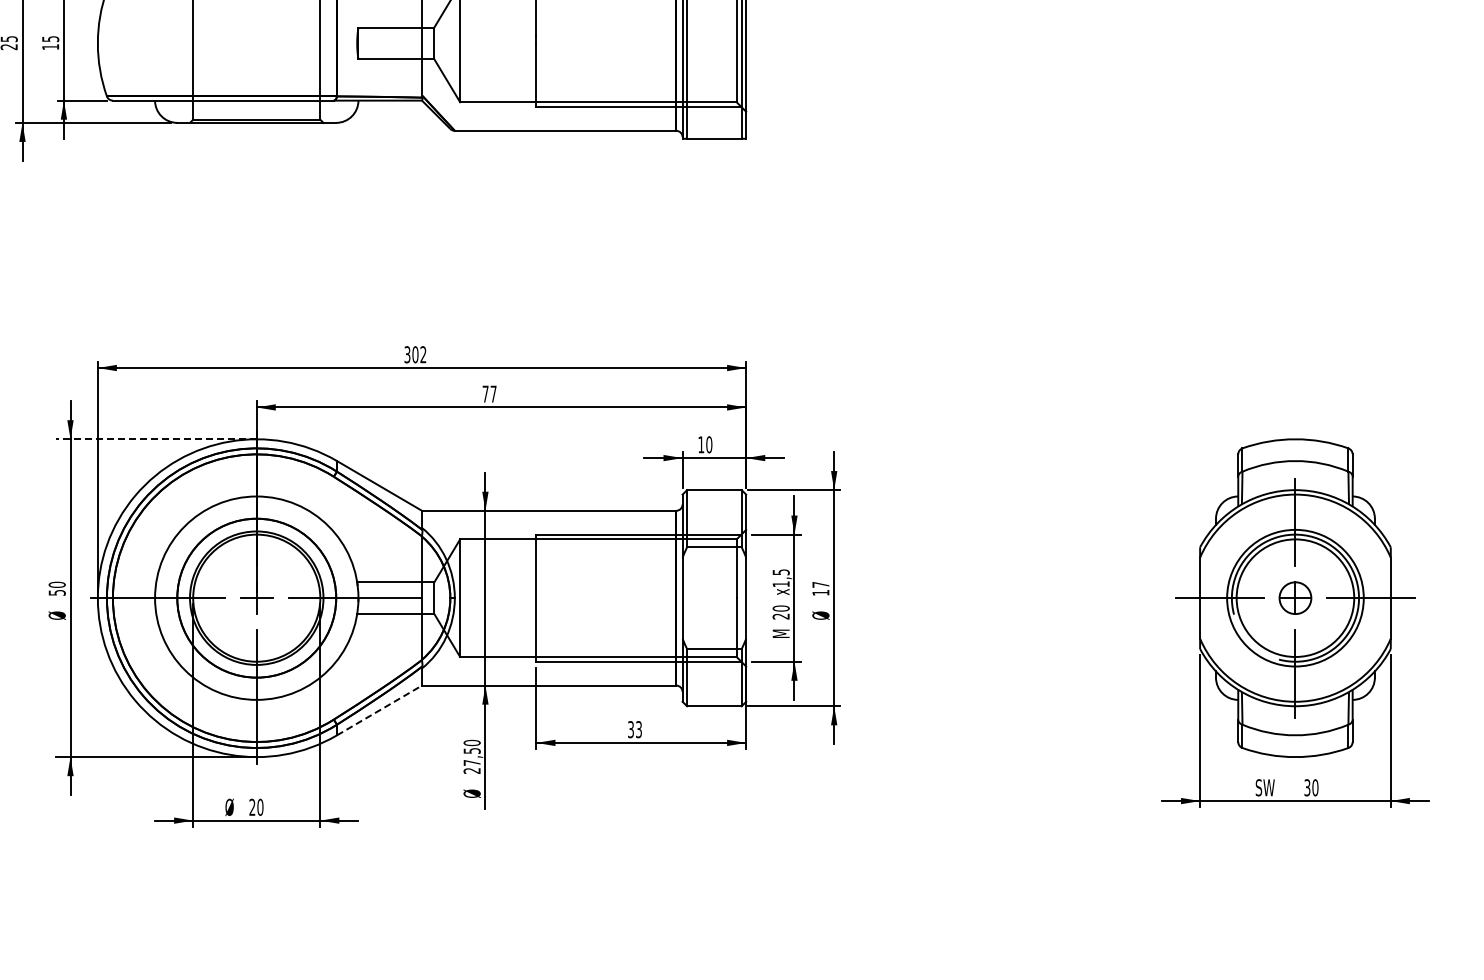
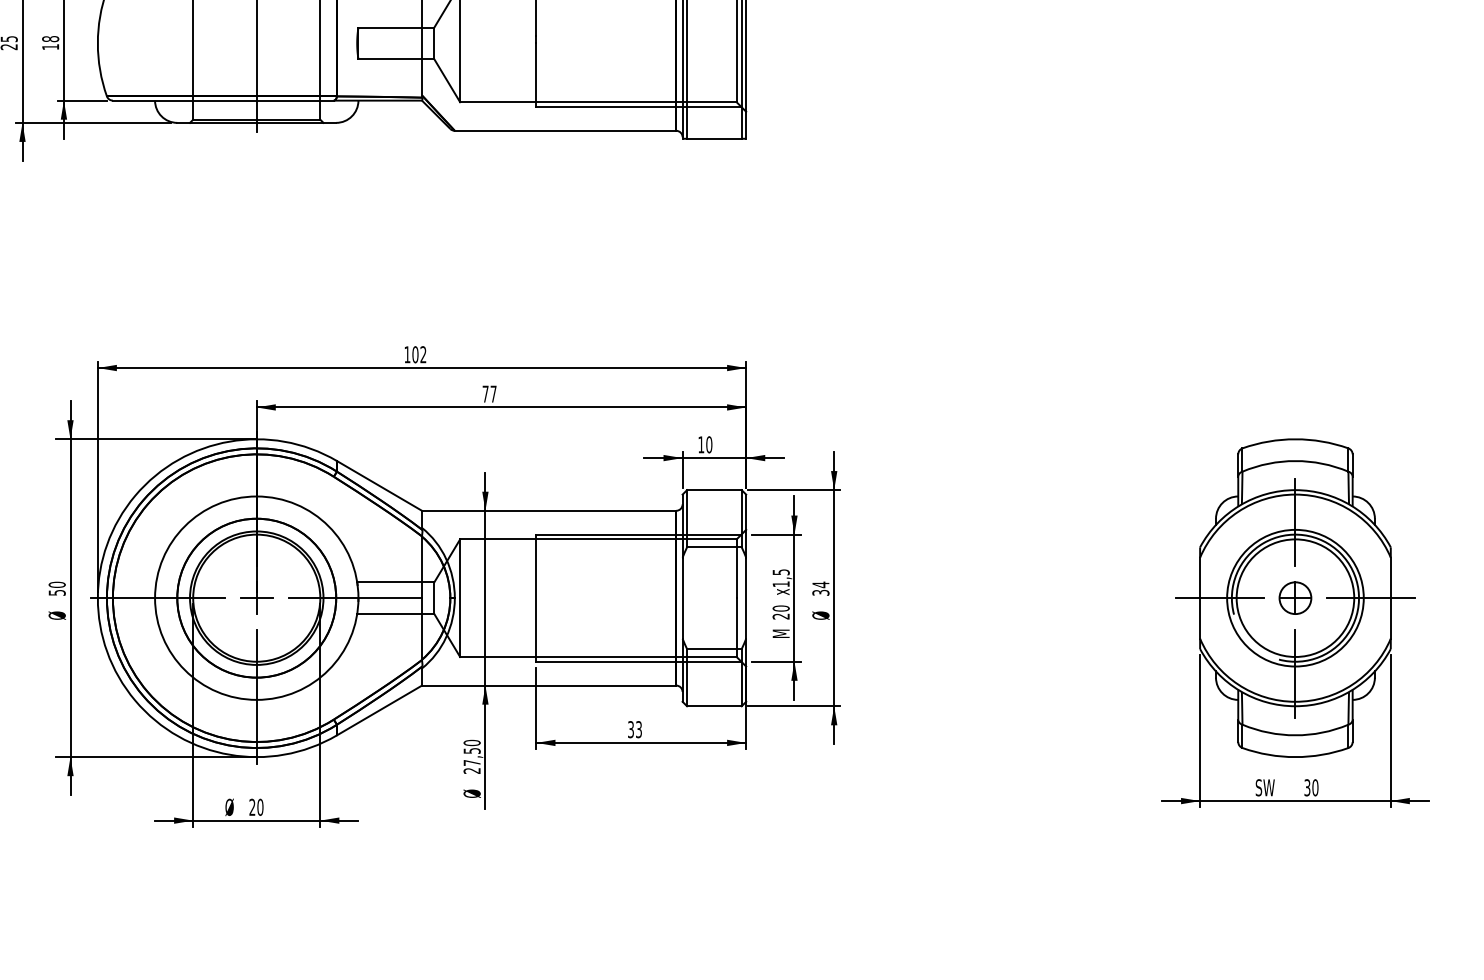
text: 15 -> 18 (50, 39)
line: none -> present (256, 67)
text: 302 -> 102 (407, 354)
line: dashed -> solid (155, 439)
text: 17 -> 34 (820, 588)
line: dashed -> solid (379, 710)
